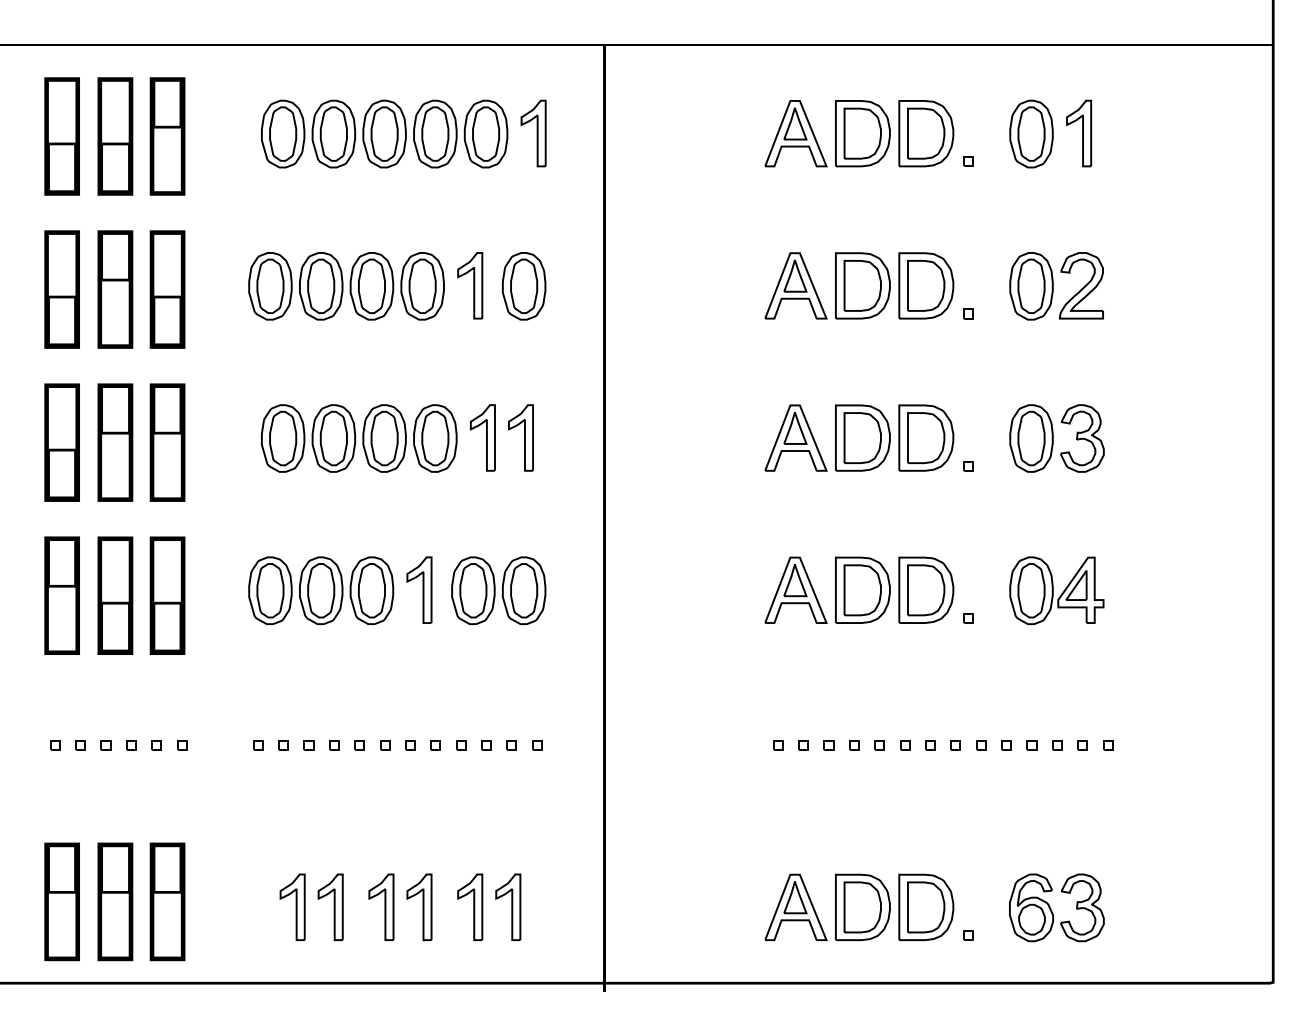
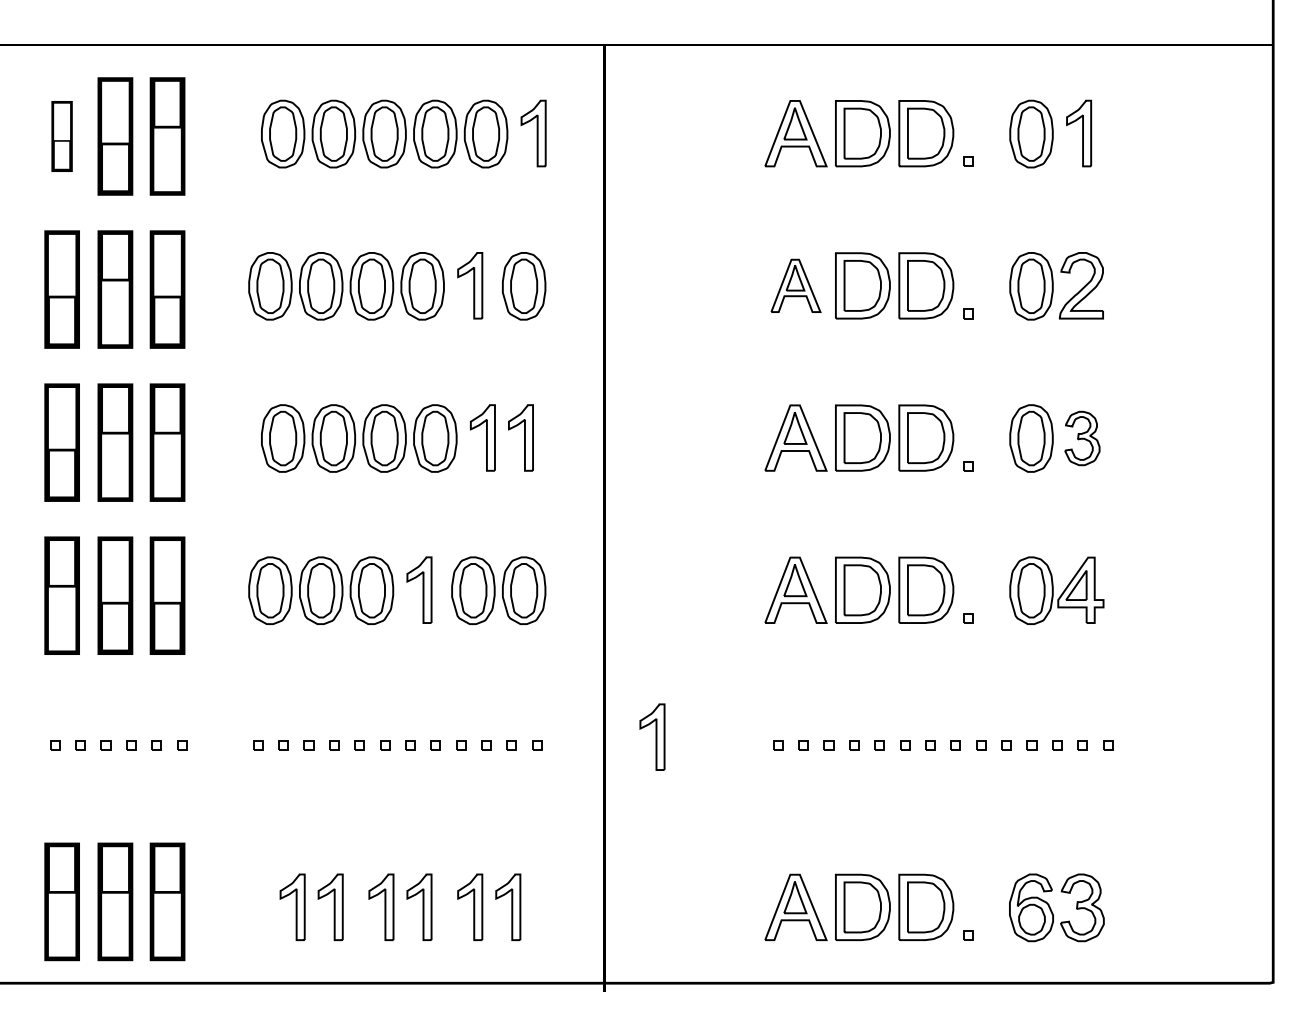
part size: 36x119 px -> 22x71 px (61, 136)
part size: 64x68 px -> 52x55 px (795, 285)
part size: 45x69 px -> 37x57 px (1082, 438)
part: none -> present (652, 736)
